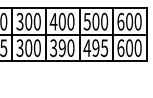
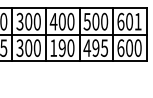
text: 600 -> 601 (137, 21)
text: 390 -> 190 (53, 48)
